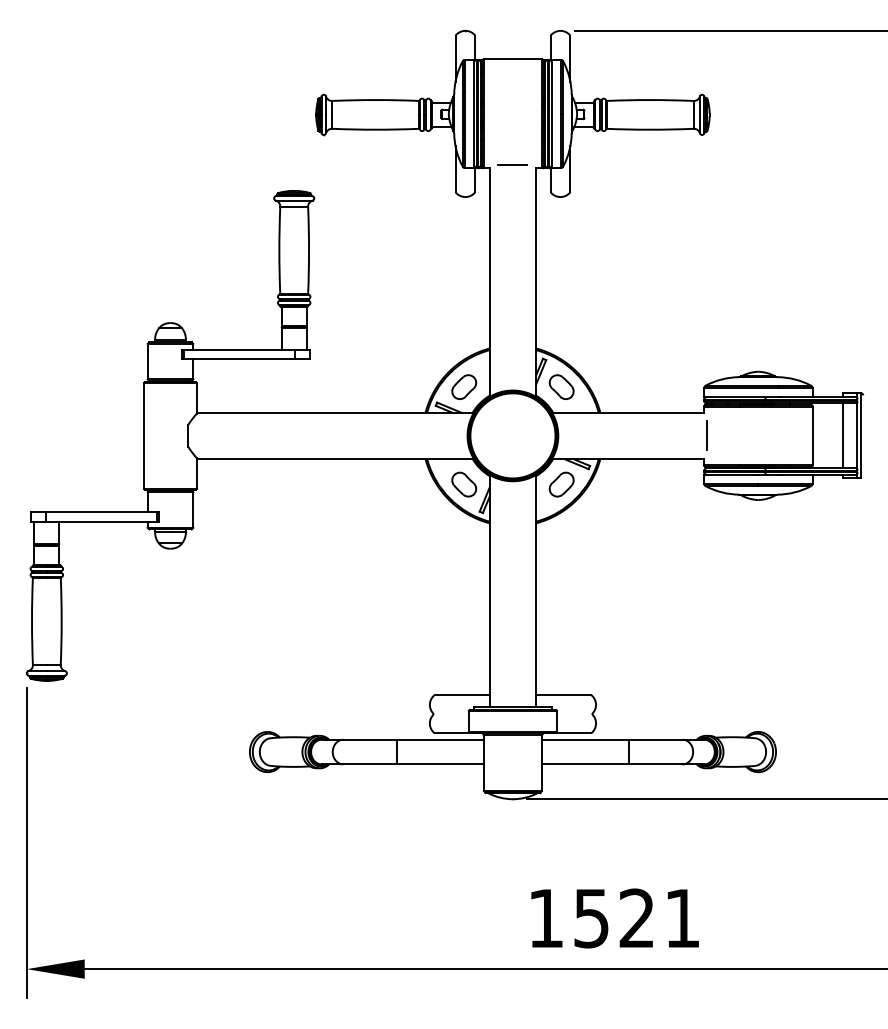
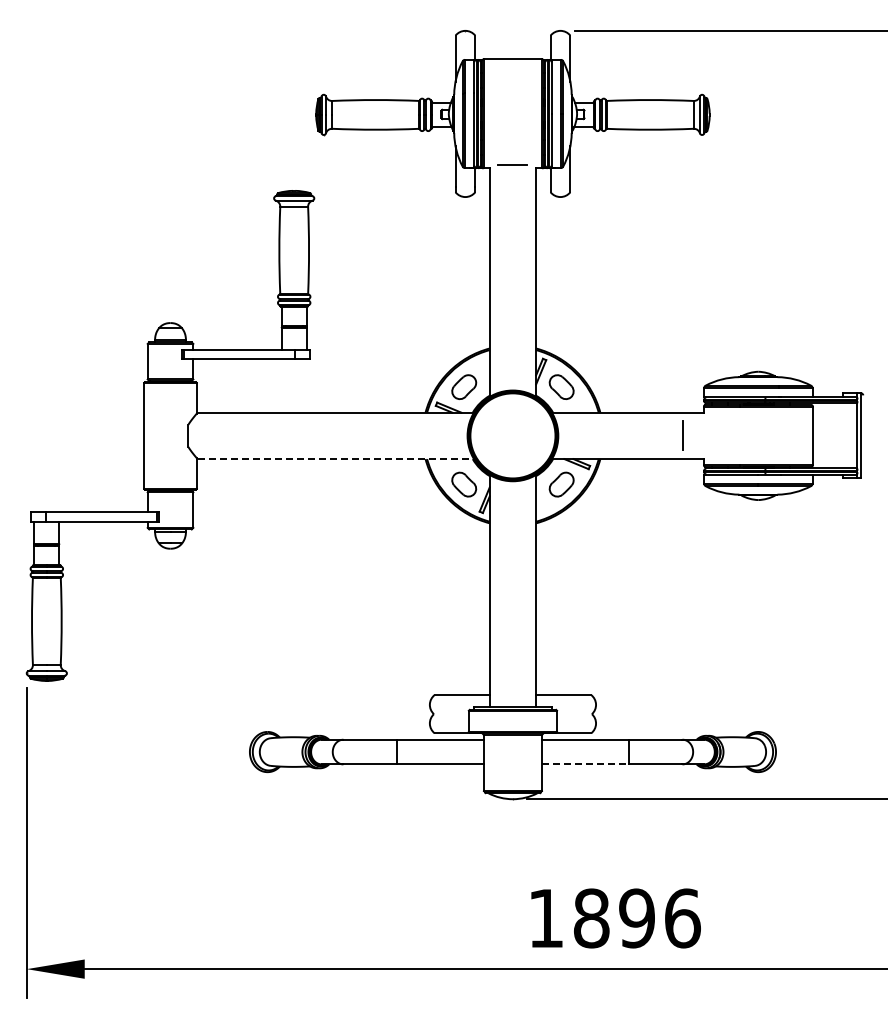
line position: (706, 435) -> (682, 435) (682, 435)
line: present -> none (843, 435)
line: solid -> dashed (335, 459)
line: solid -> dashed (585, 764)
text: 1521 -> 1896 (637, 918)
